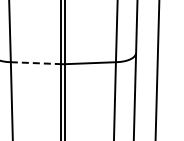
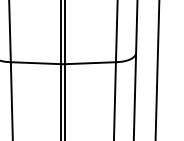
line: dashed -> solid (36, 63)
